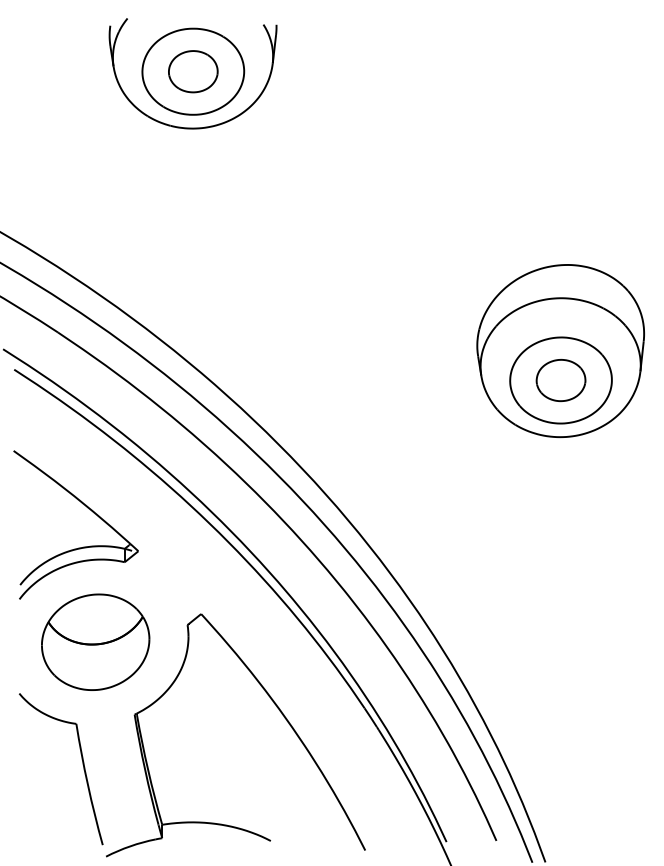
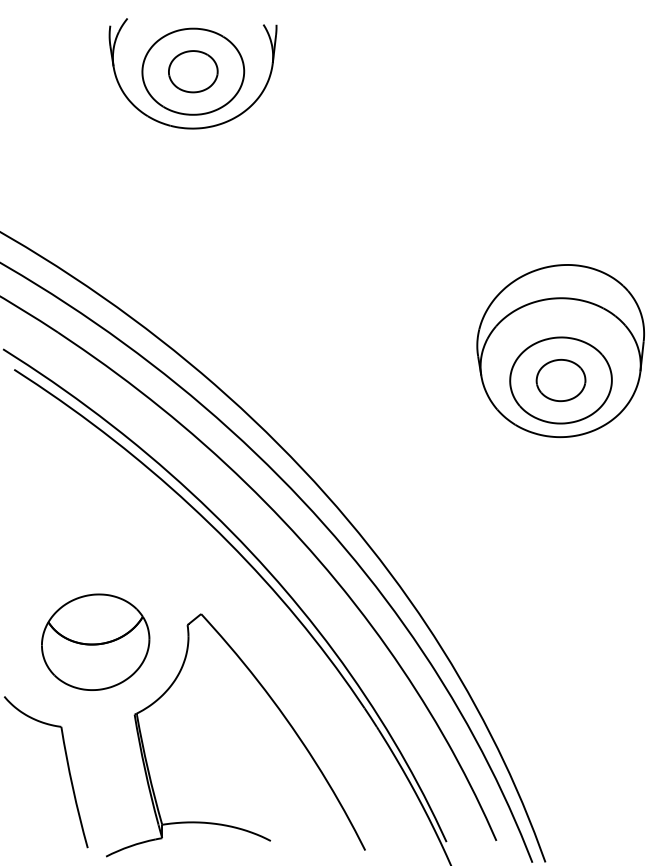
part: present -> none (87, 508)
part position: (82, 764) -> (67, 767) (67, 767)
